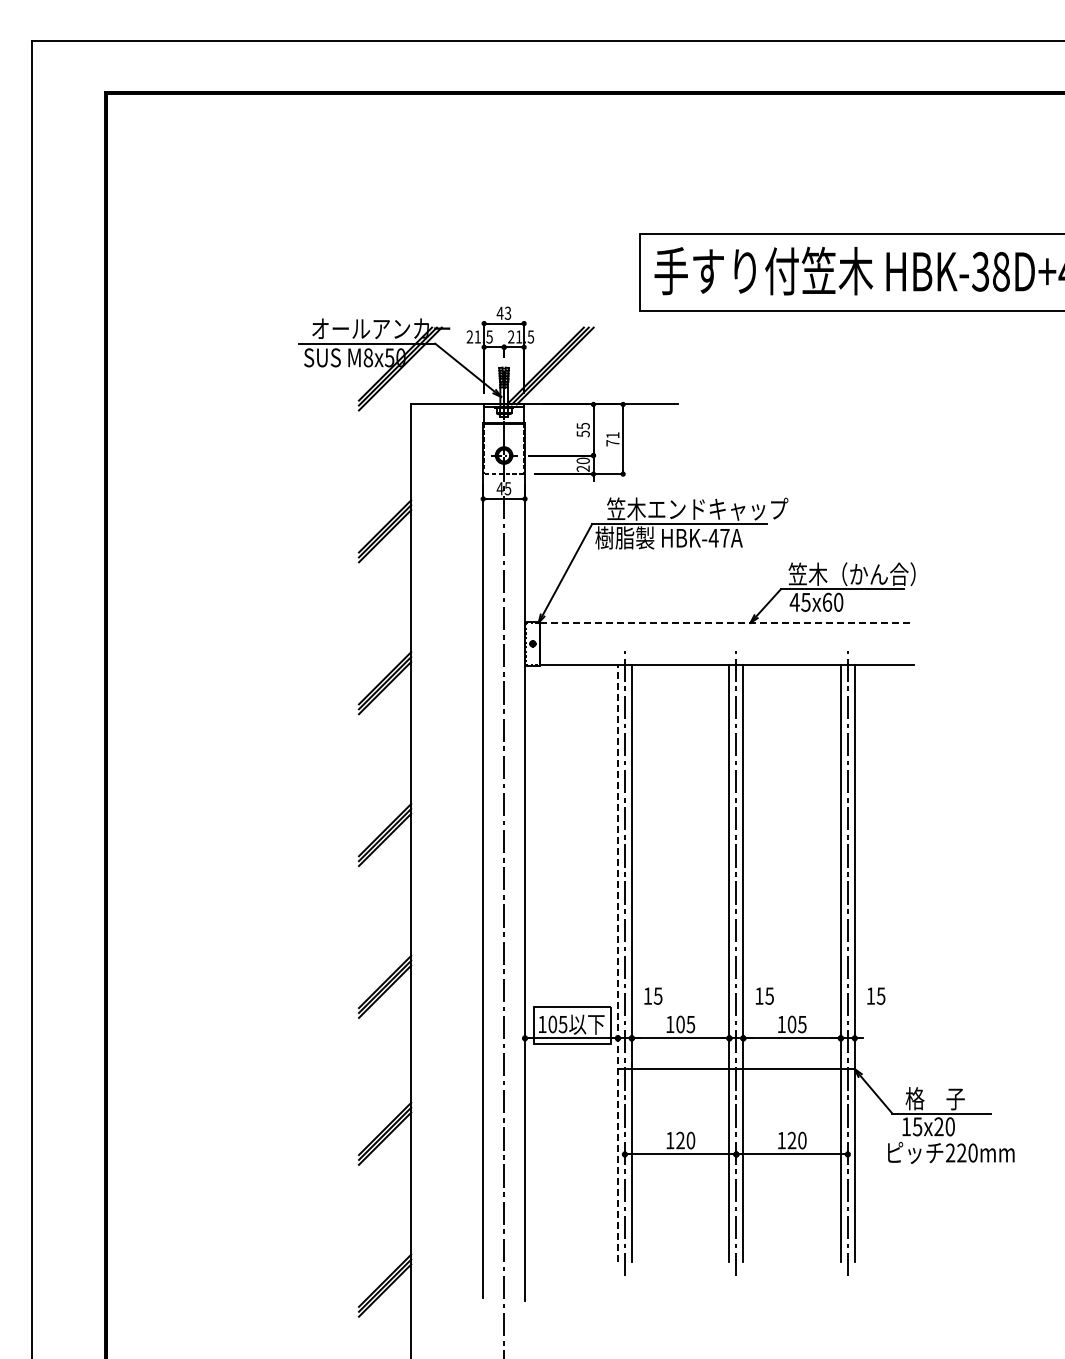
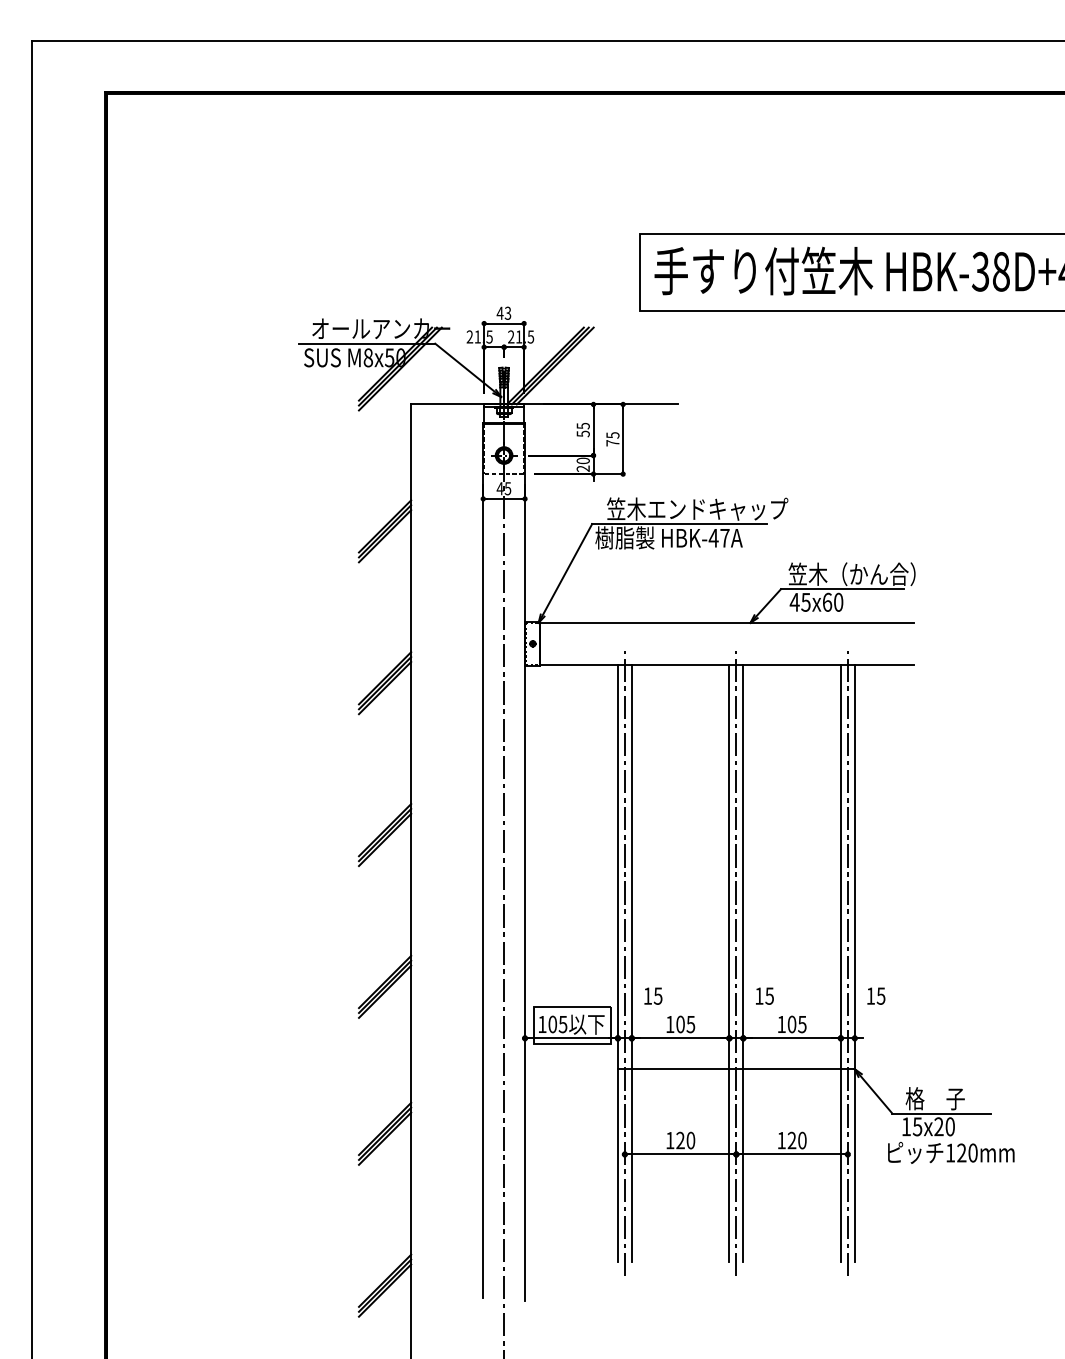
text: 71 -> 75 (612, 435)
line: dashed -> solid (726, 622)
line: dashed -> solid (617, 963)
text: 220mm -> 120mm (950, 1152)
